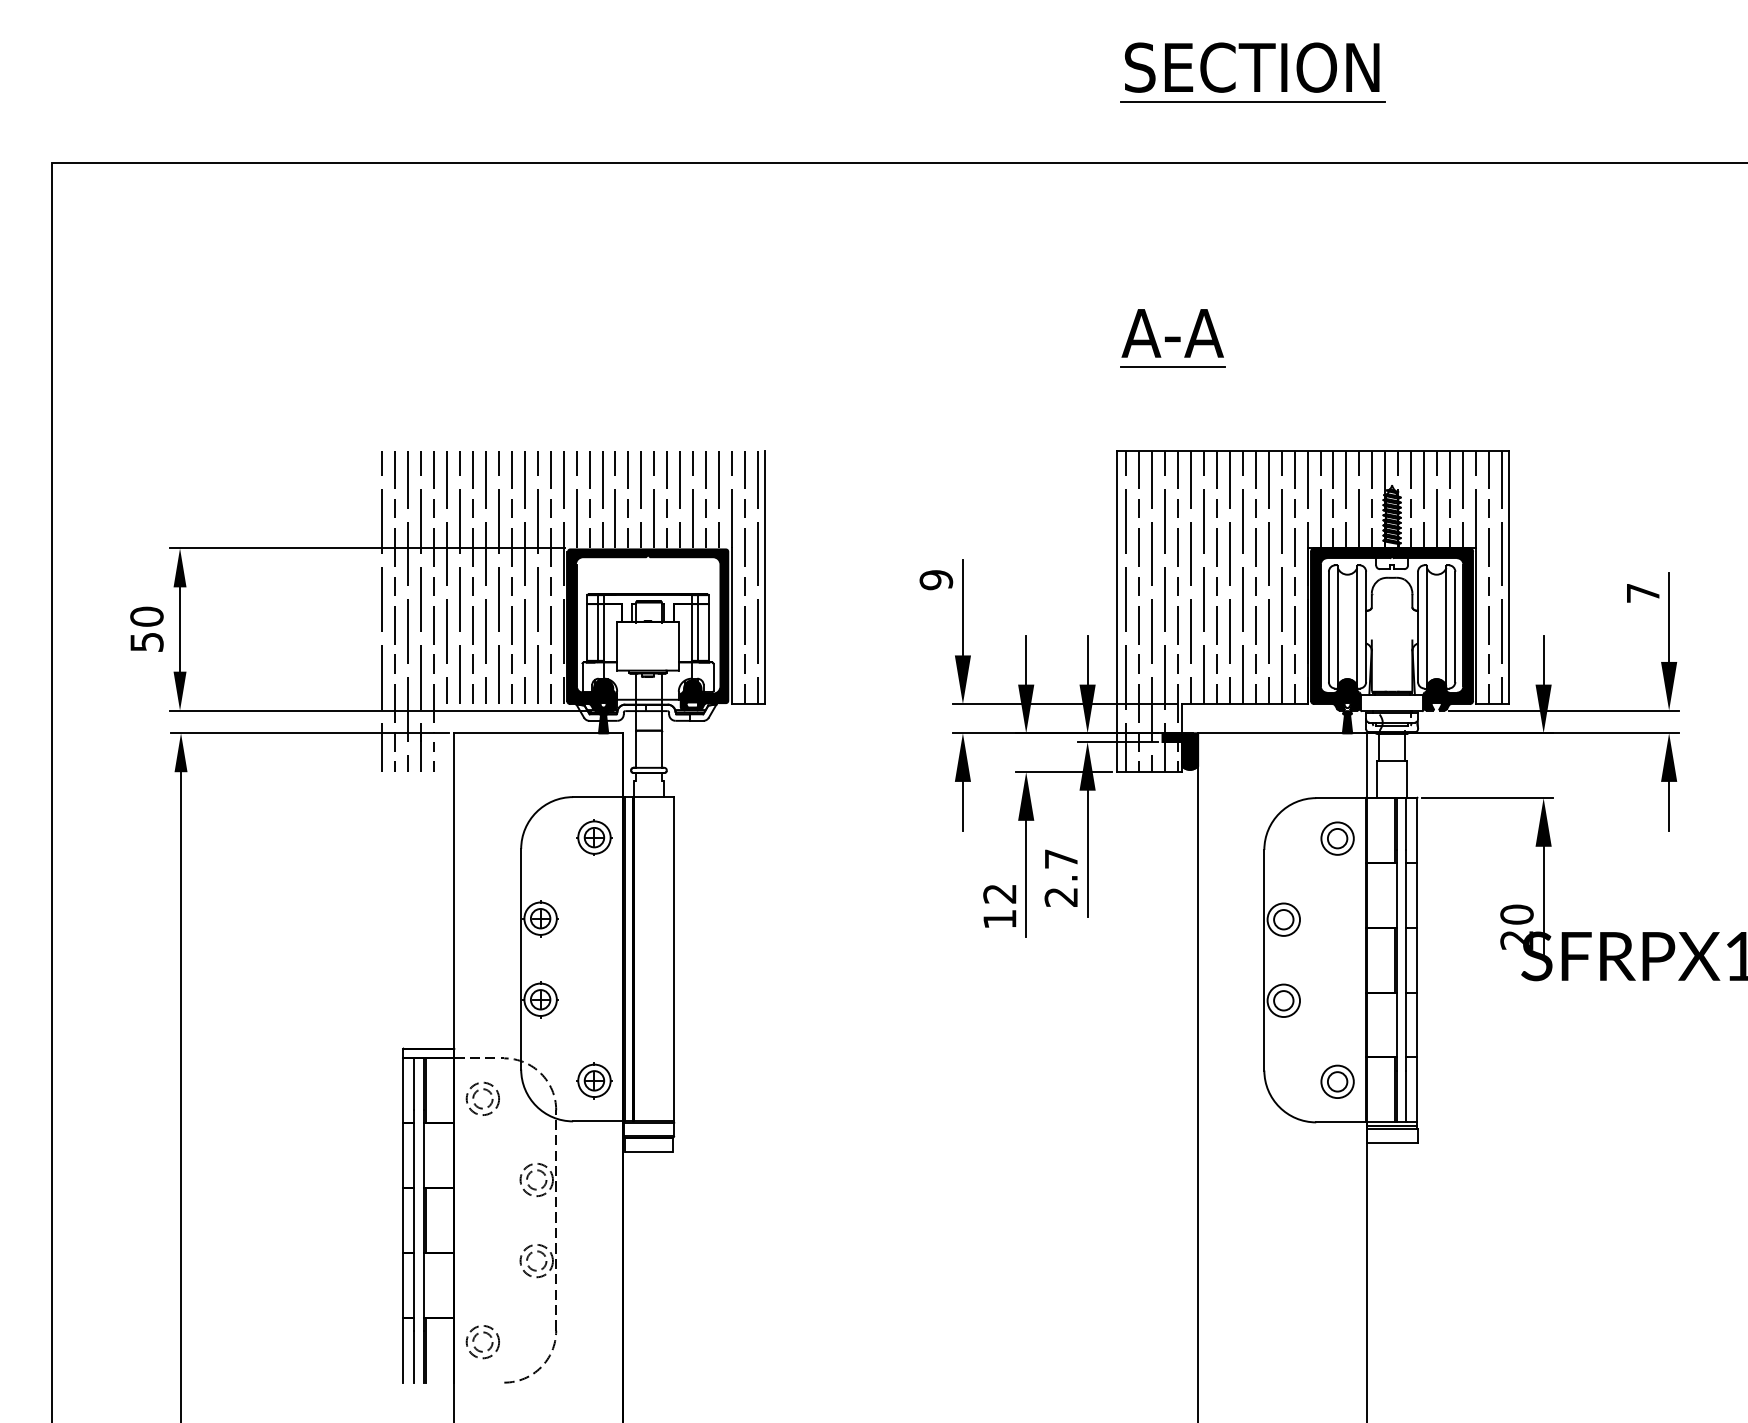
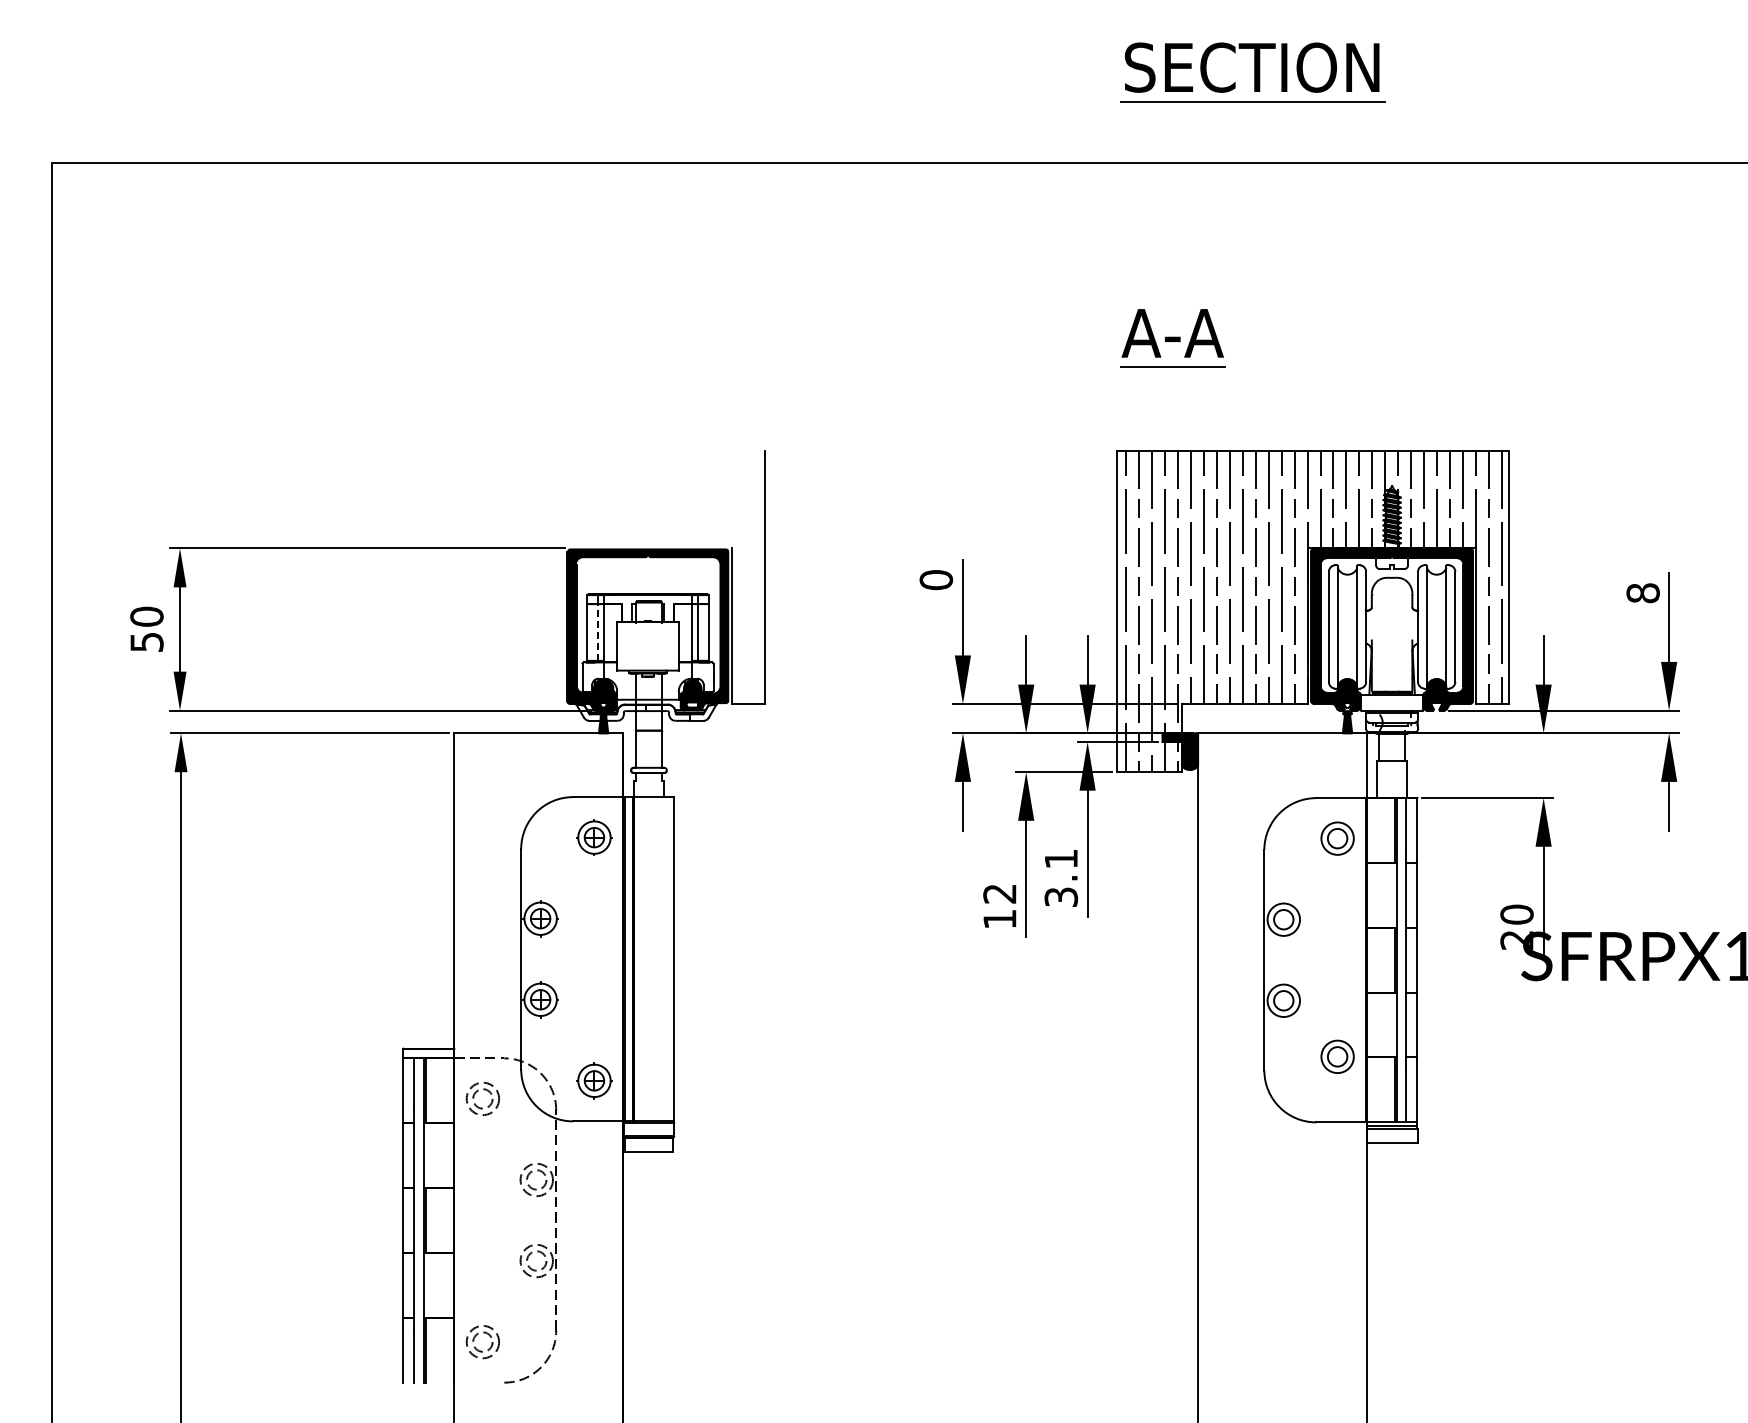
text: 9 -> 0 (936, 580)
text: 7 -> 8 (1642, 593)
hatch: present -> none (570, 611)
line: solid -> dashed (597, 631)
text: 2.7 -> 3.1 (1061, 877)
part position: (1337, 1081) -> (1337, 1056) (1337, 1056)
